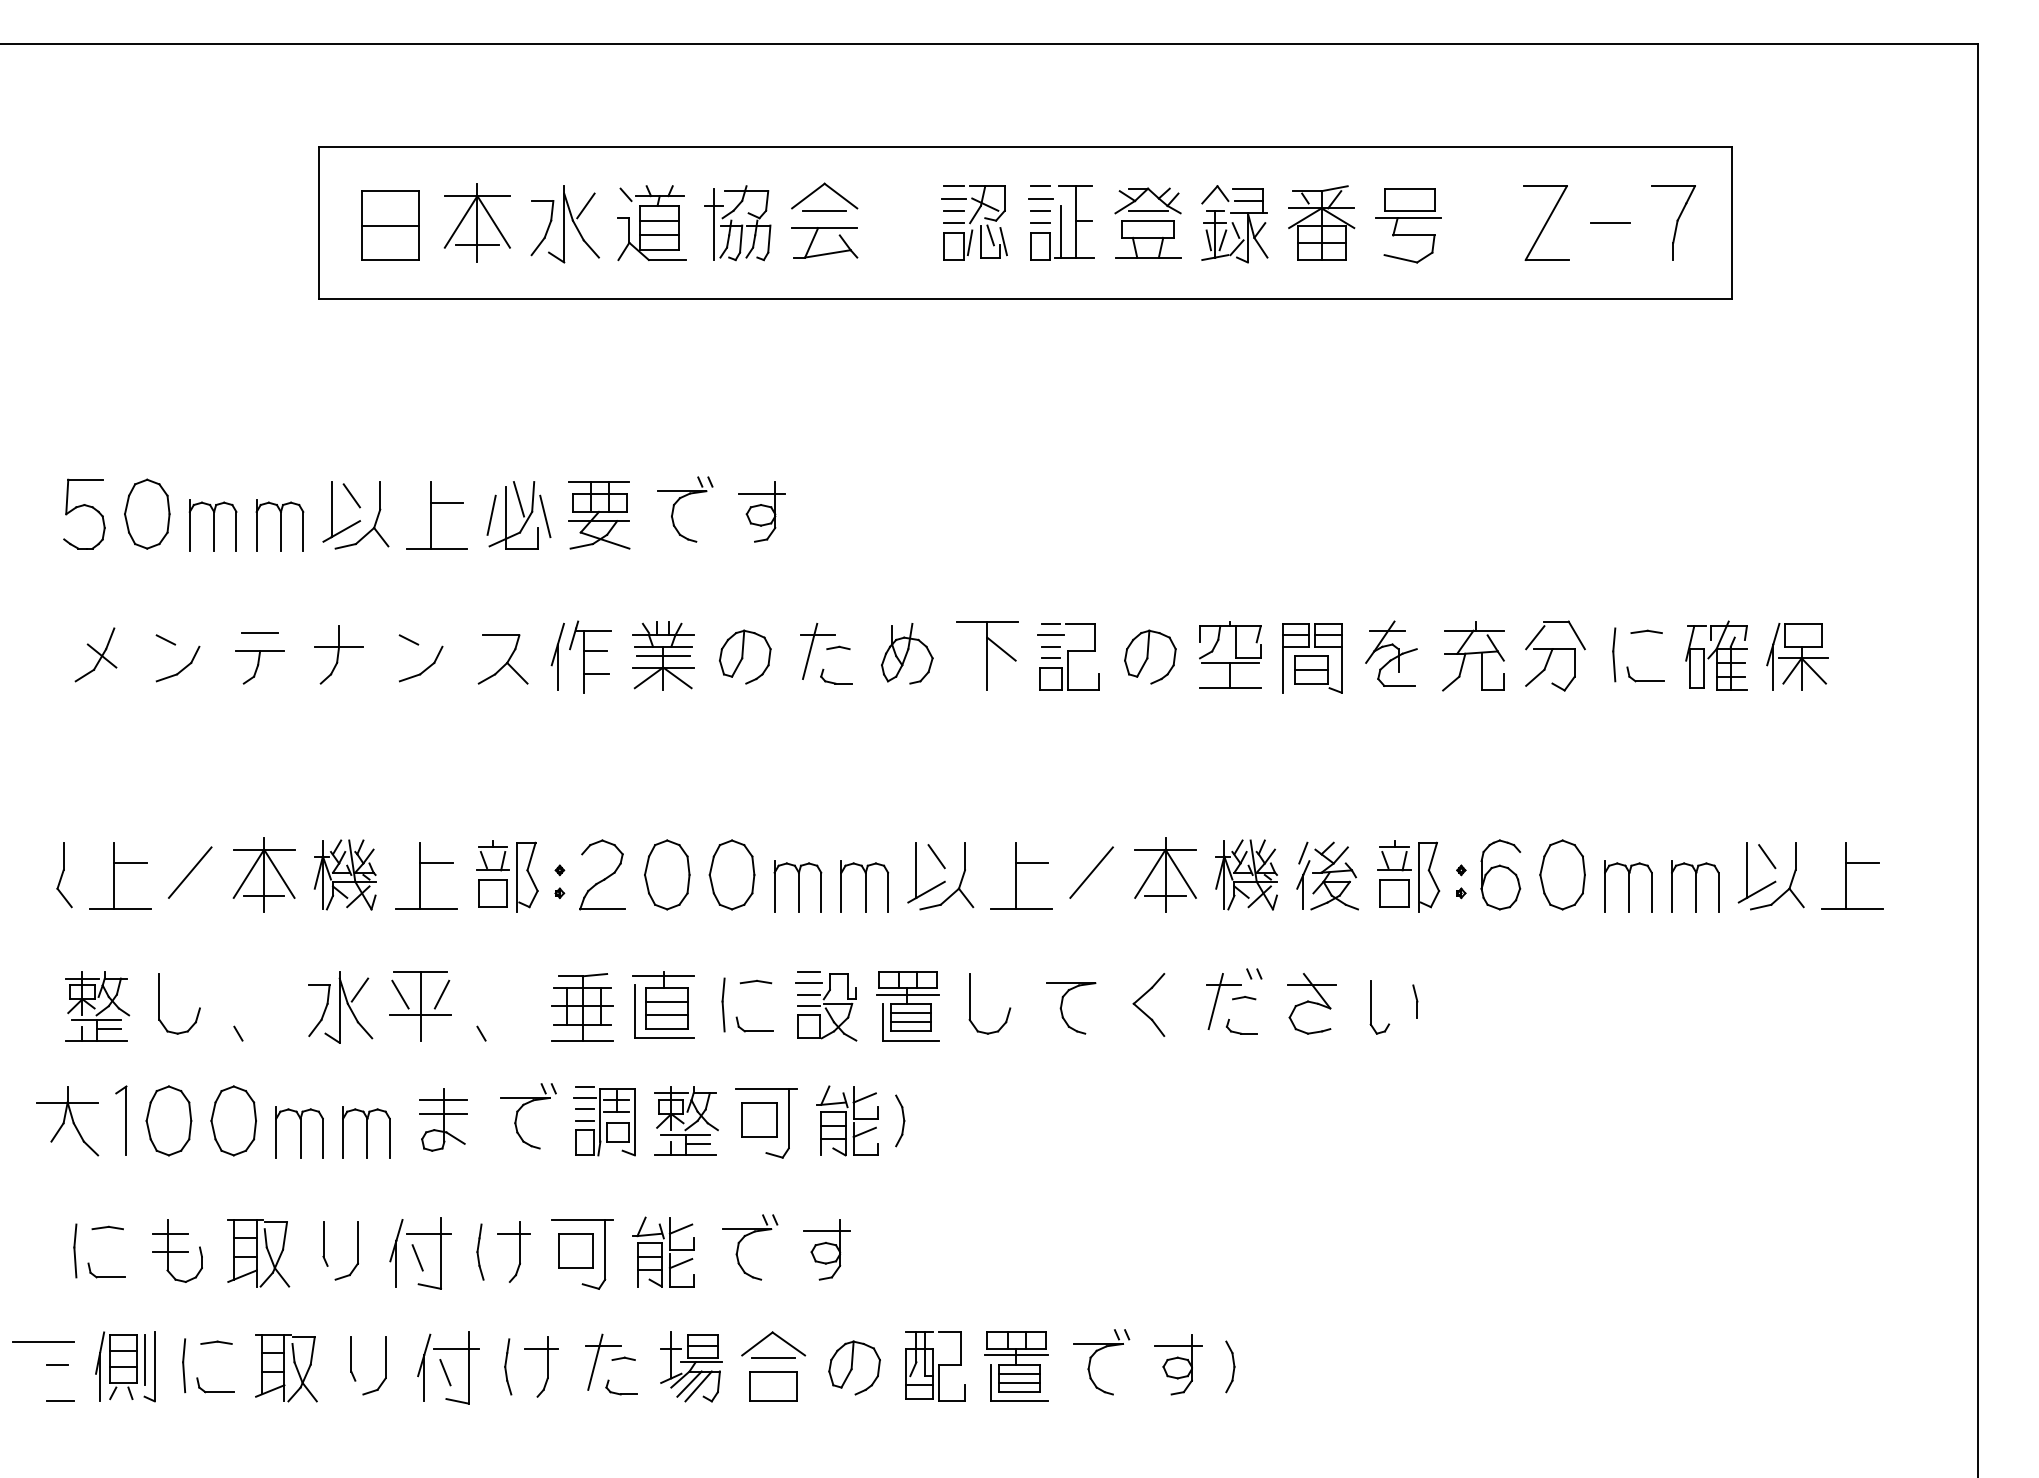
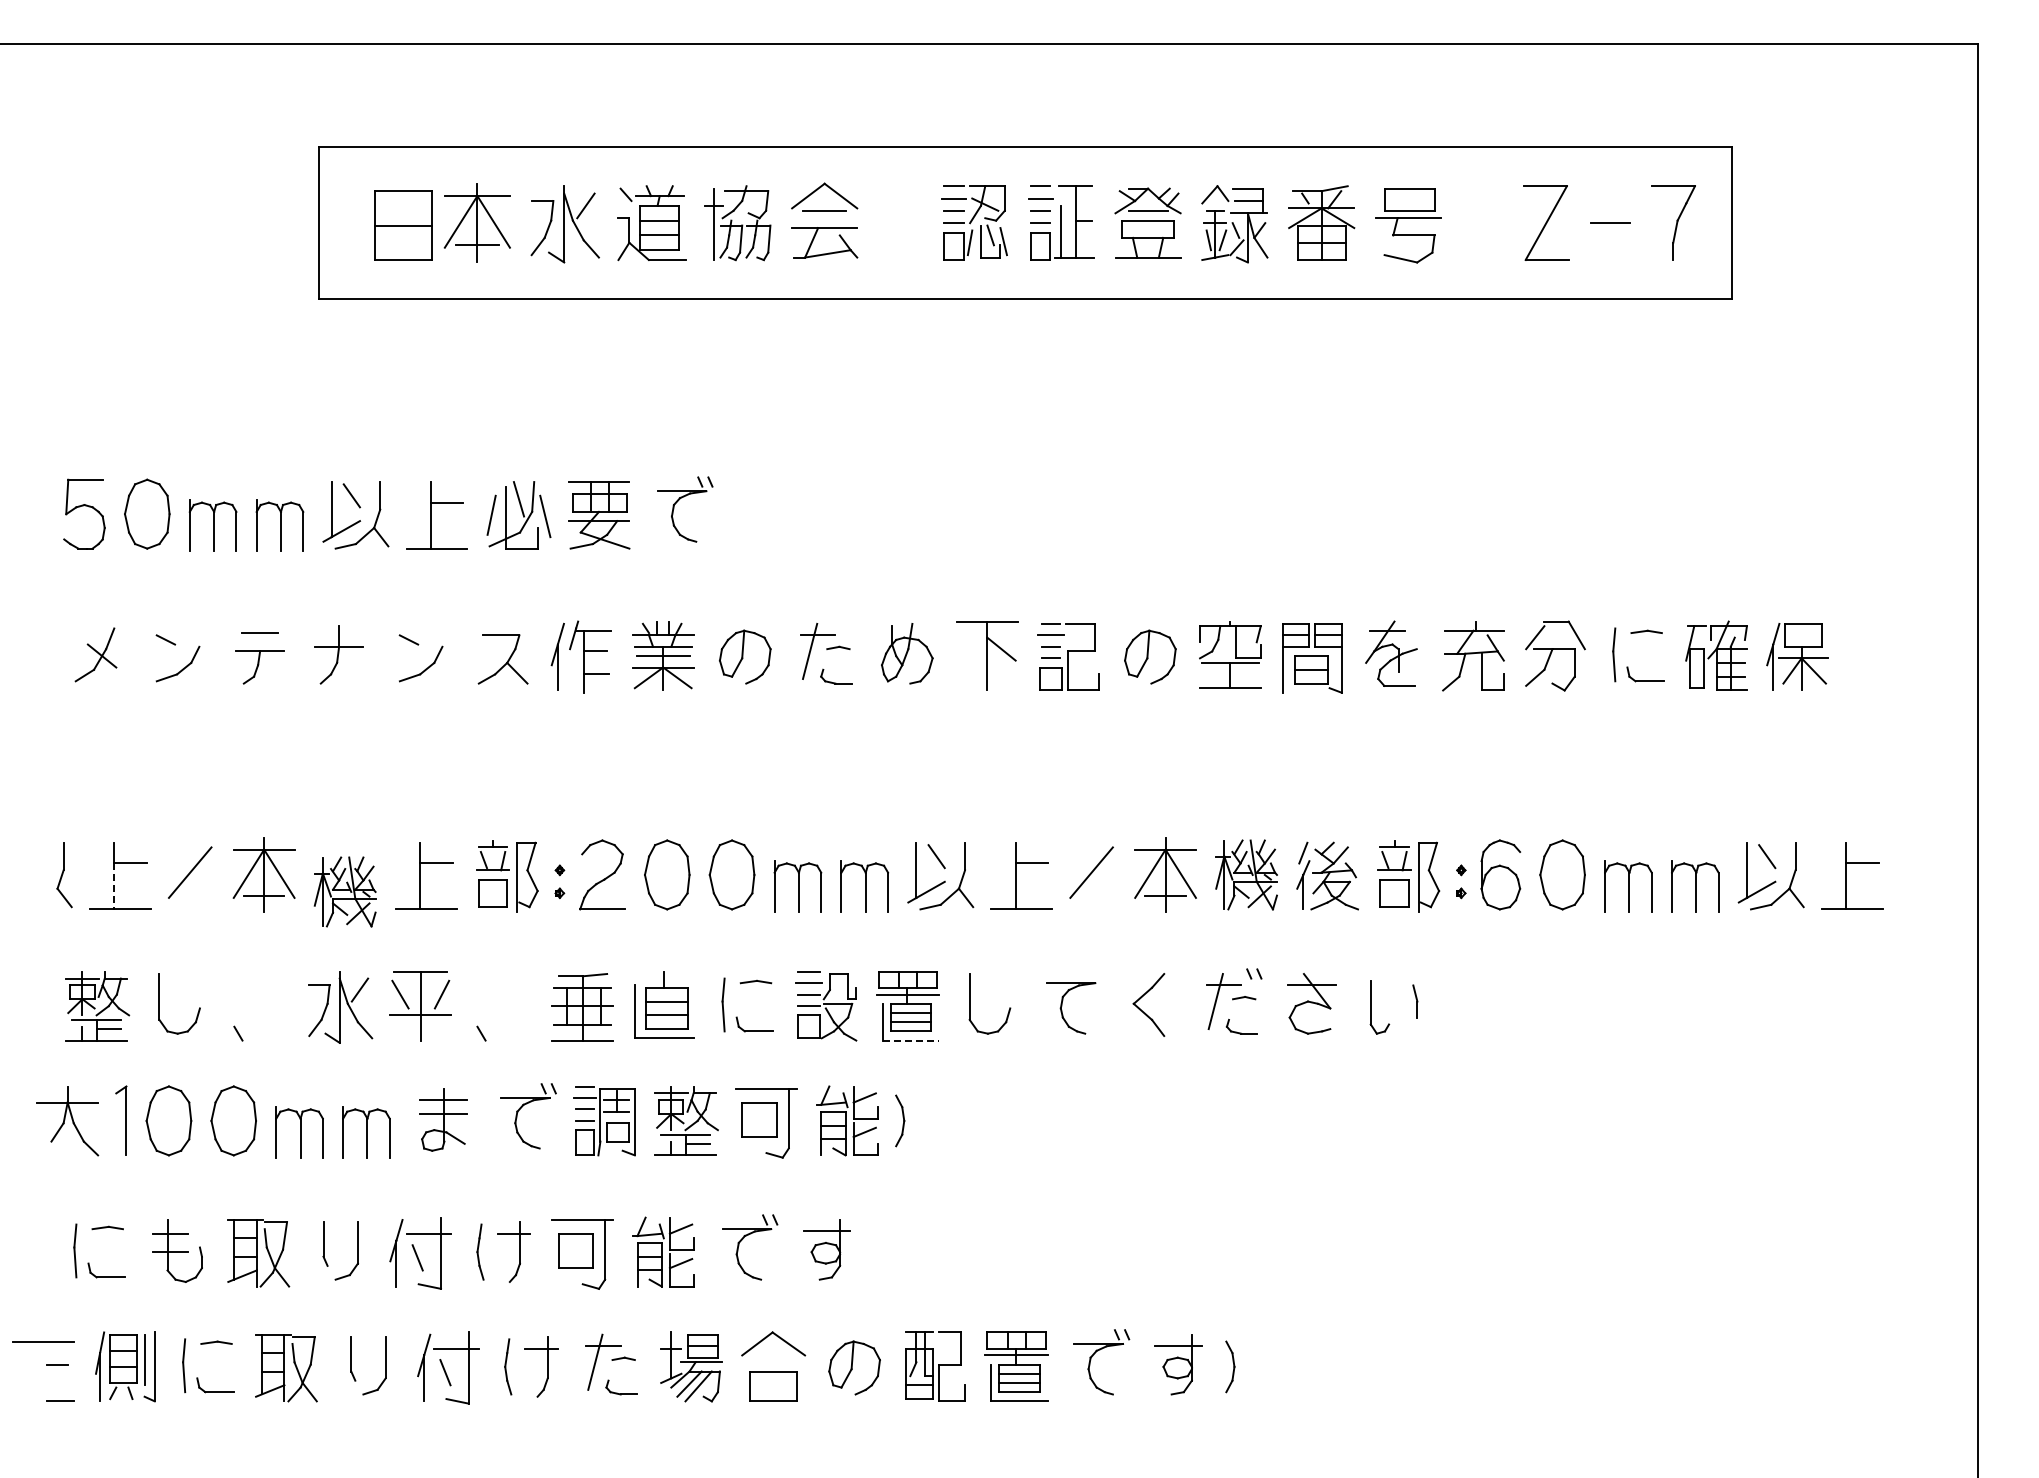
part position: (390, 225) -> (403, 225) (403, 225)
part: present -> none (761, 511)
part position: (344, 874) -> (344, 891) (344, 891)
line: solid -> dashed (114, 886)
line: present -> none (663, 976)
line: solid -> dashed (911, 1040)
line: present -> none (773, 1357)
